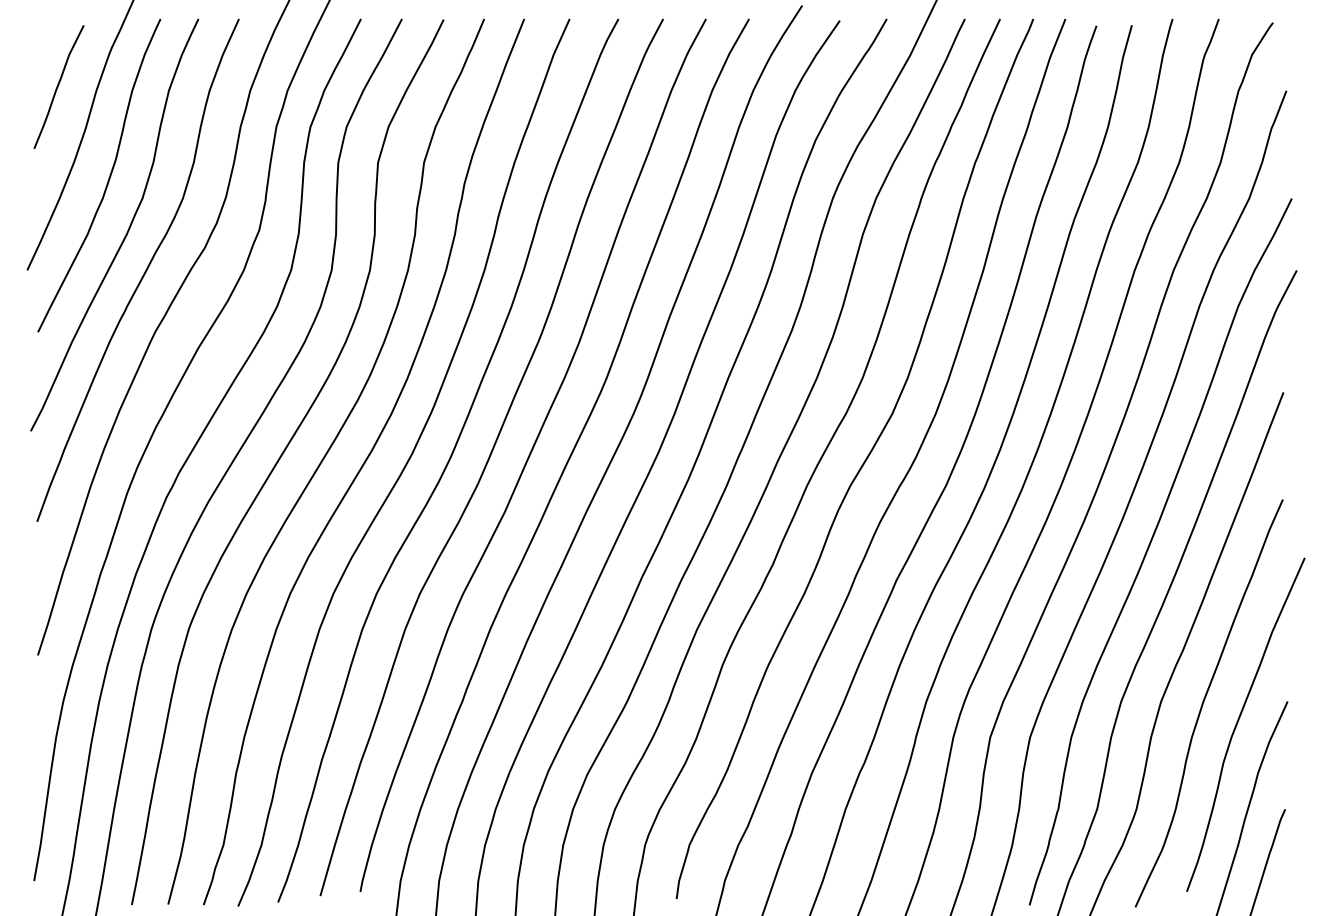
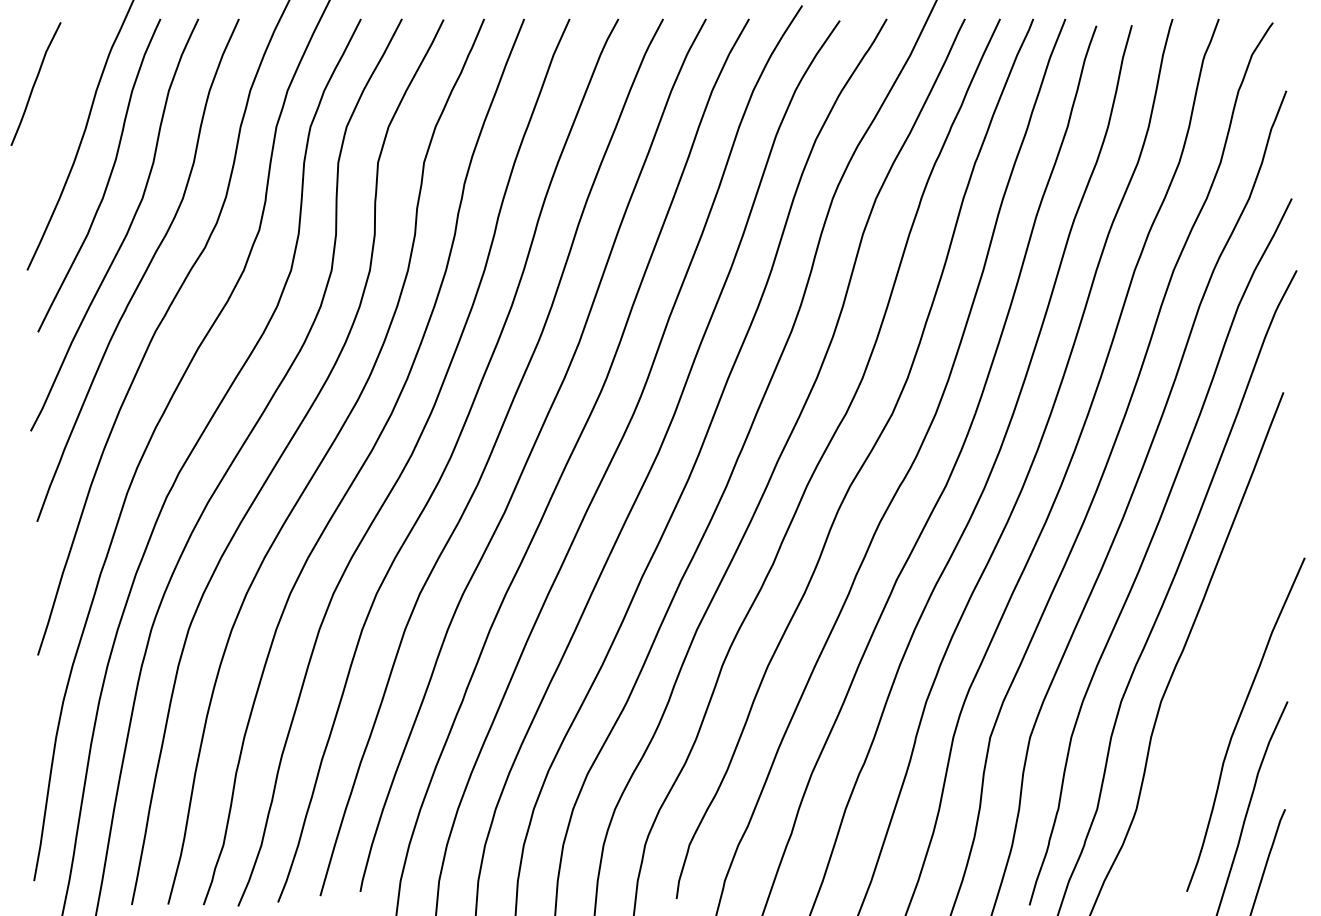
curve position: (58, 86) -> (35, 83) (35, 83)
curve: present -> none (1204, 702)
